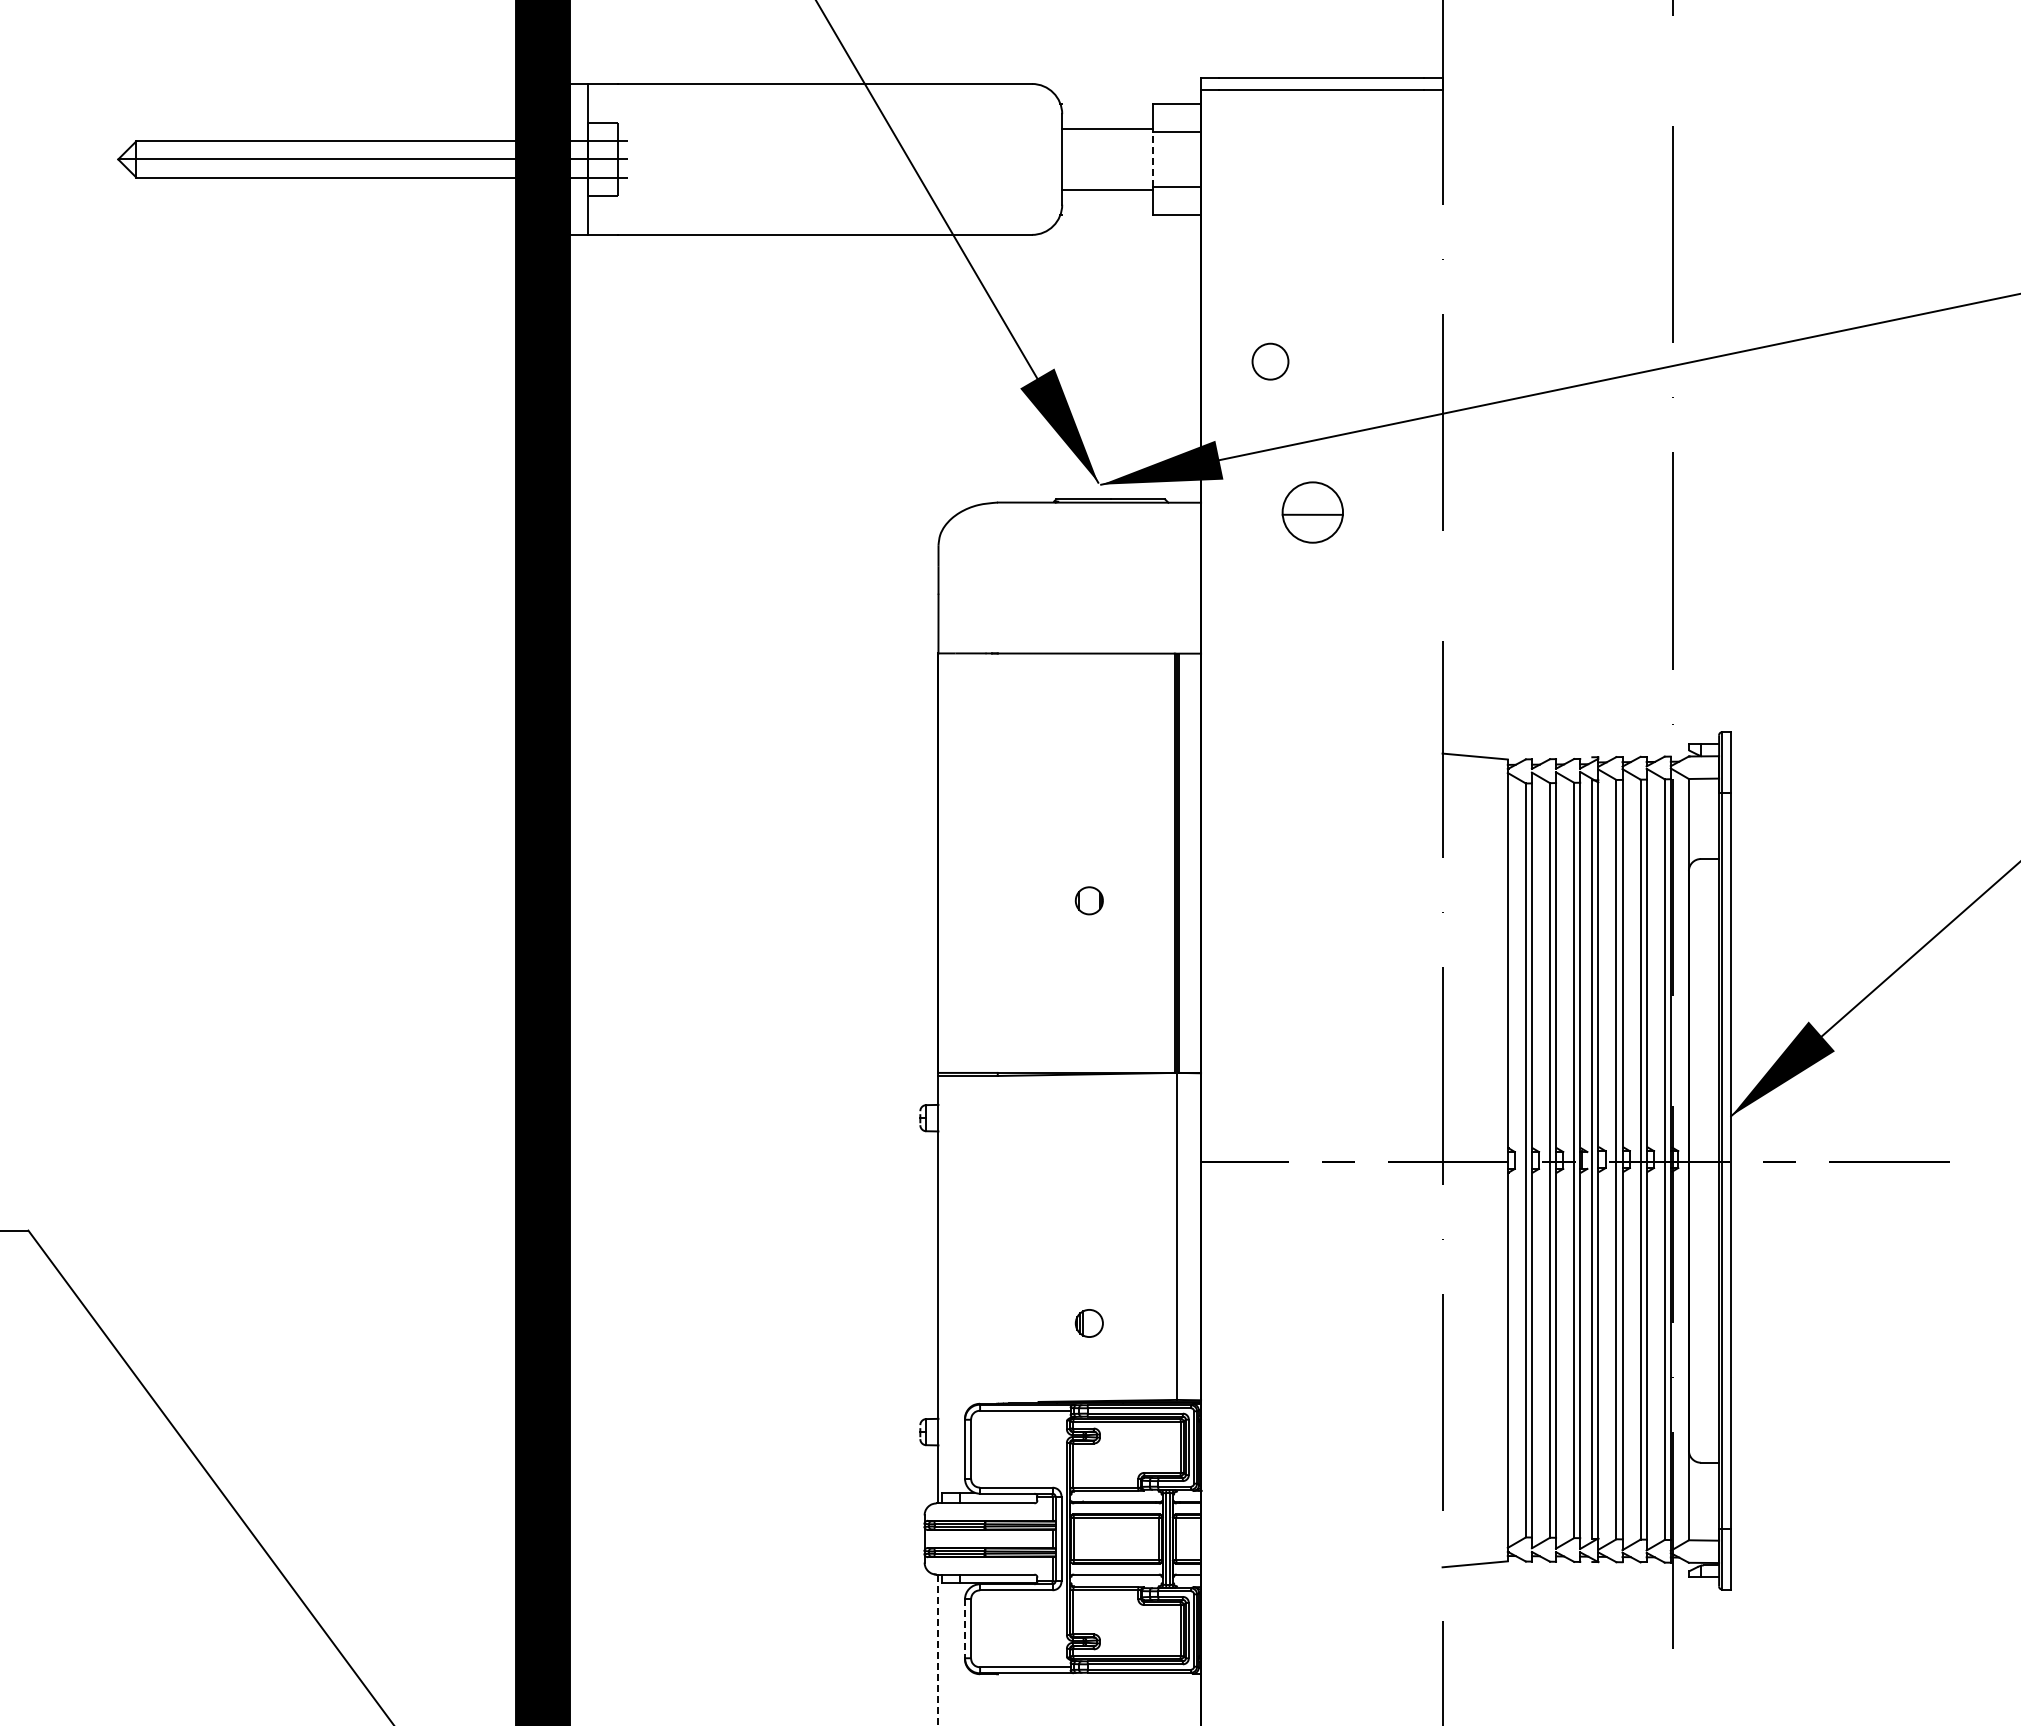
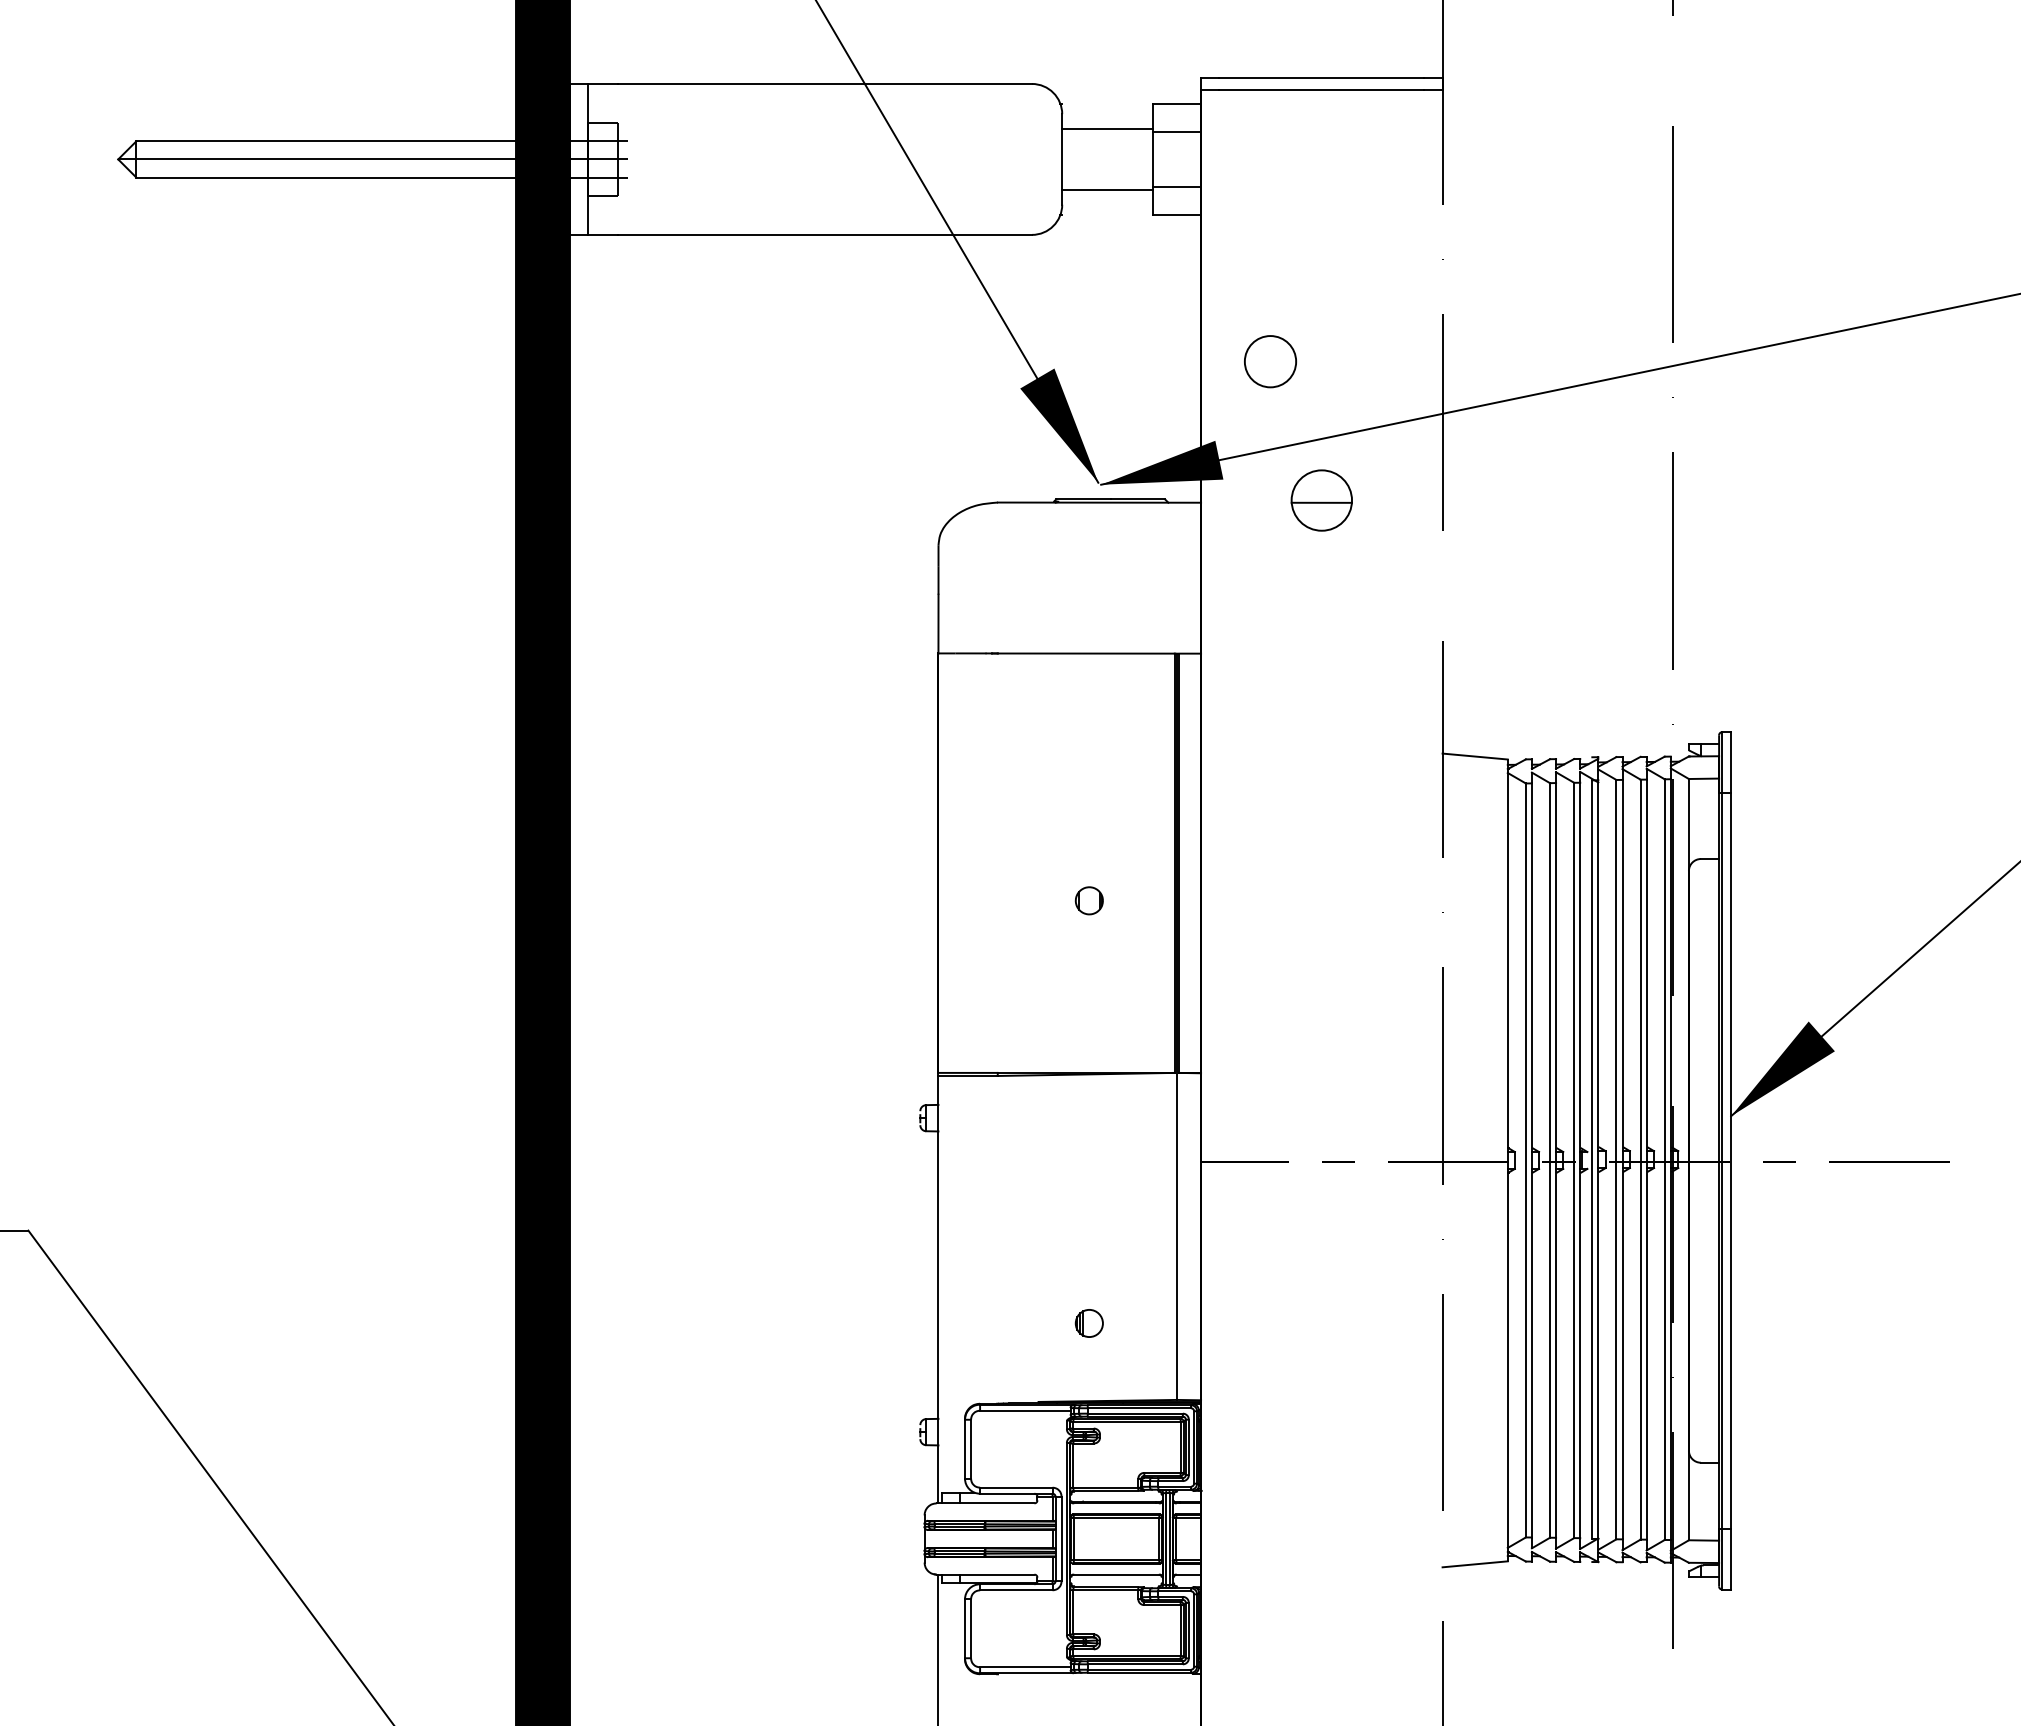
line: dashed -> solid (1152, 159)
circle diameter: 36 px -> 51 px (1270, 361)
part position: (1312, 512) -> (1321, 500) (1321, 500)
line: dashed -> solid (965, 1629)
line: dashed -> solid (938, 1650)
